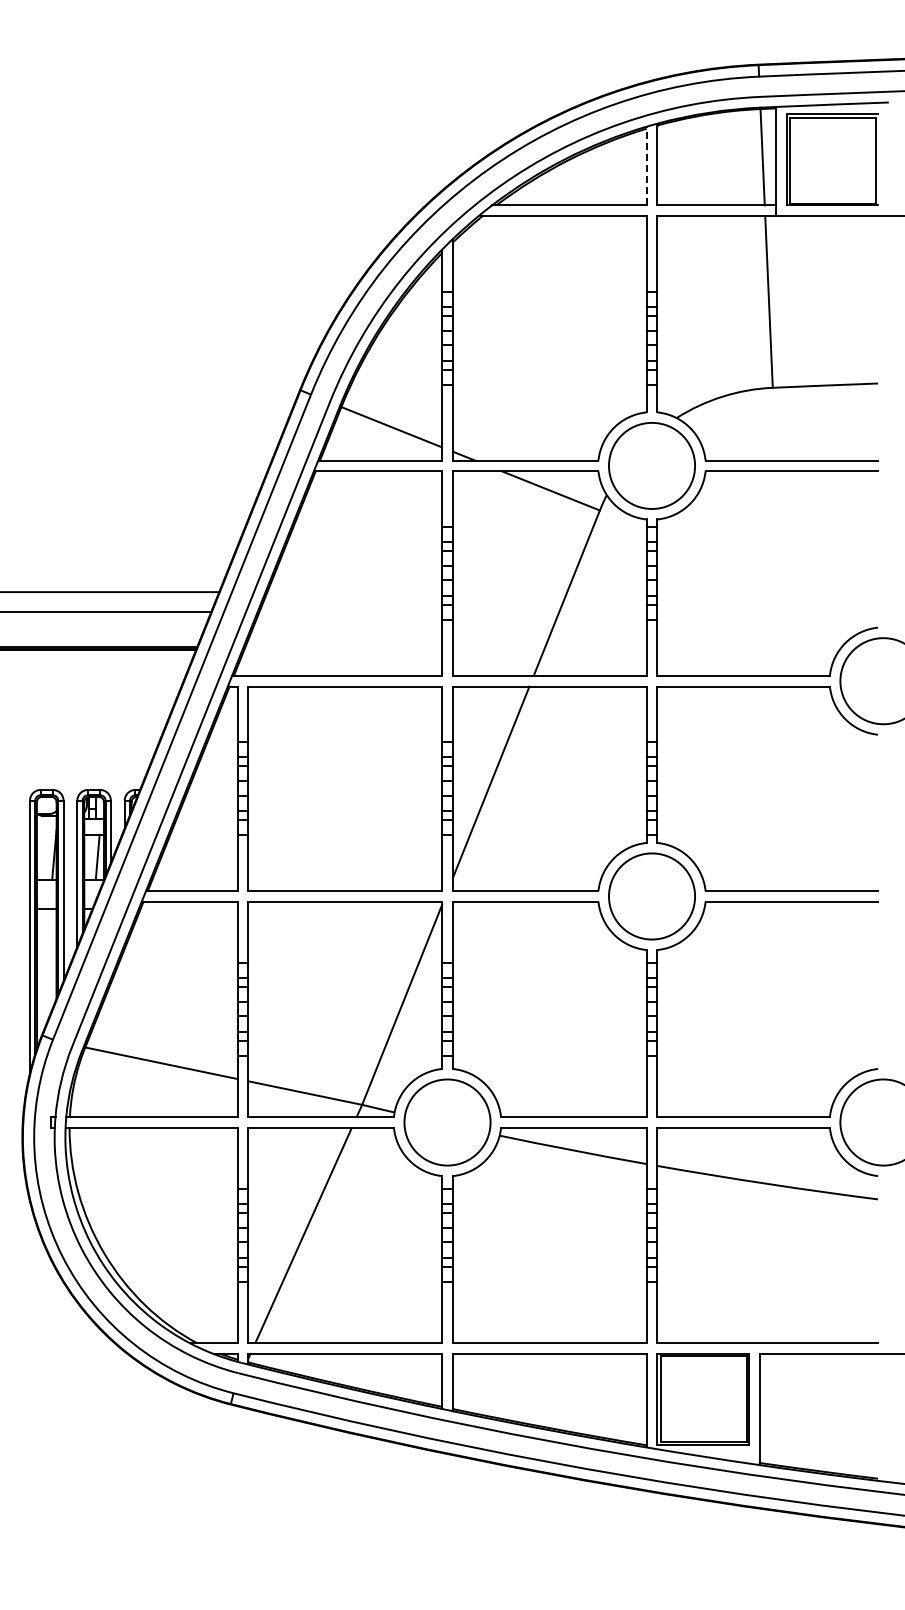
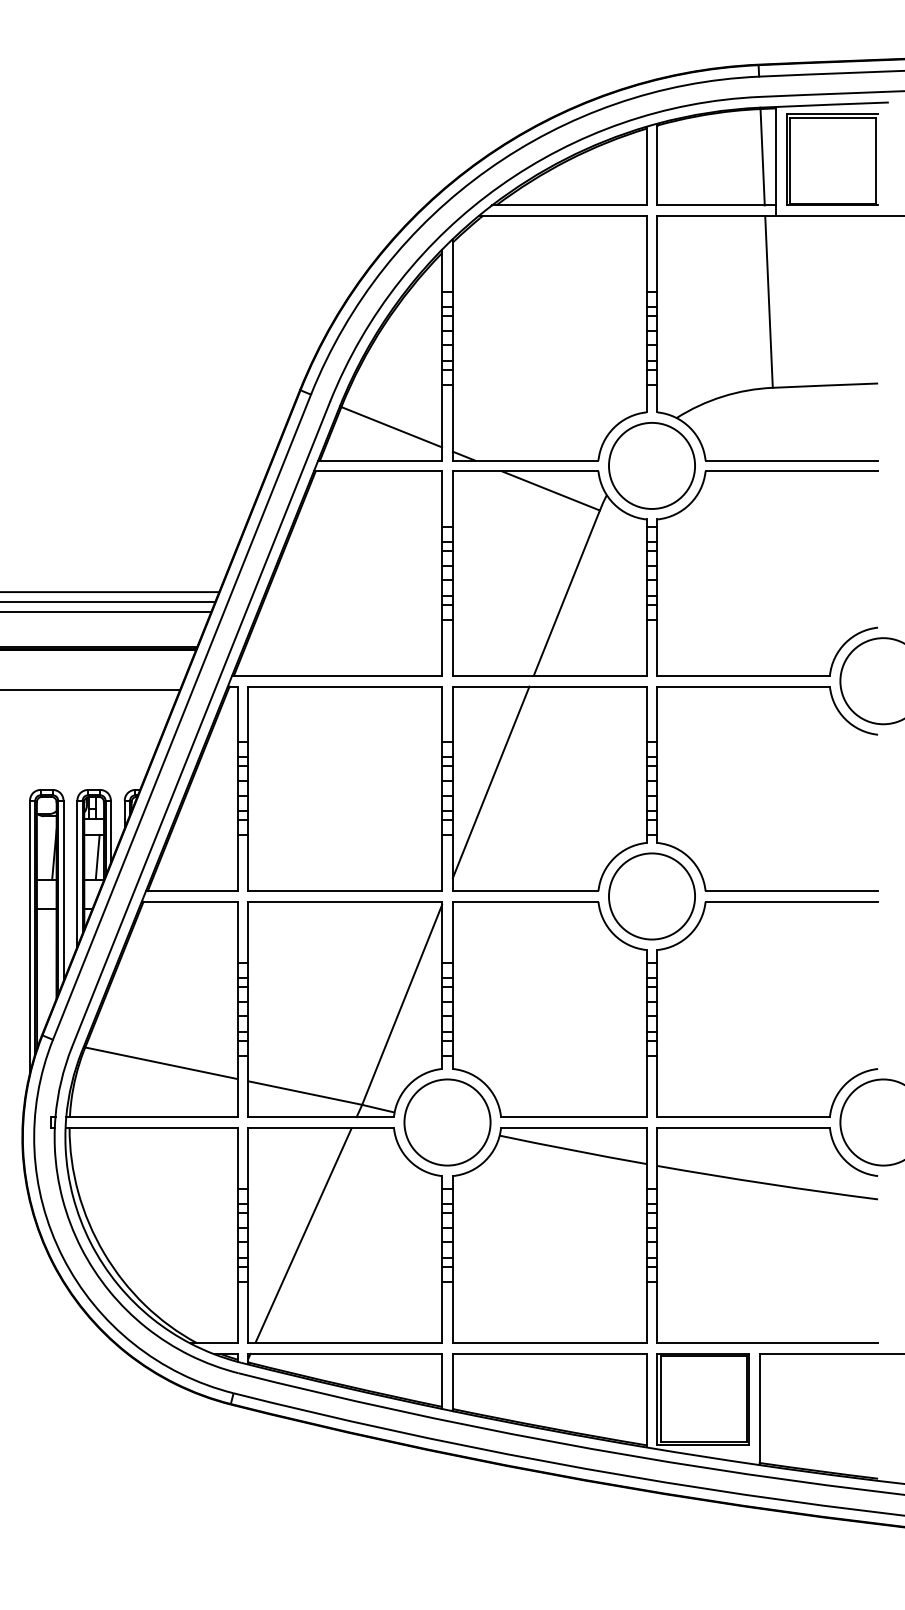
line: dashed -> solid (646, 165)
line: none -> present (108, 602)
line: none -> present (91, 689)
